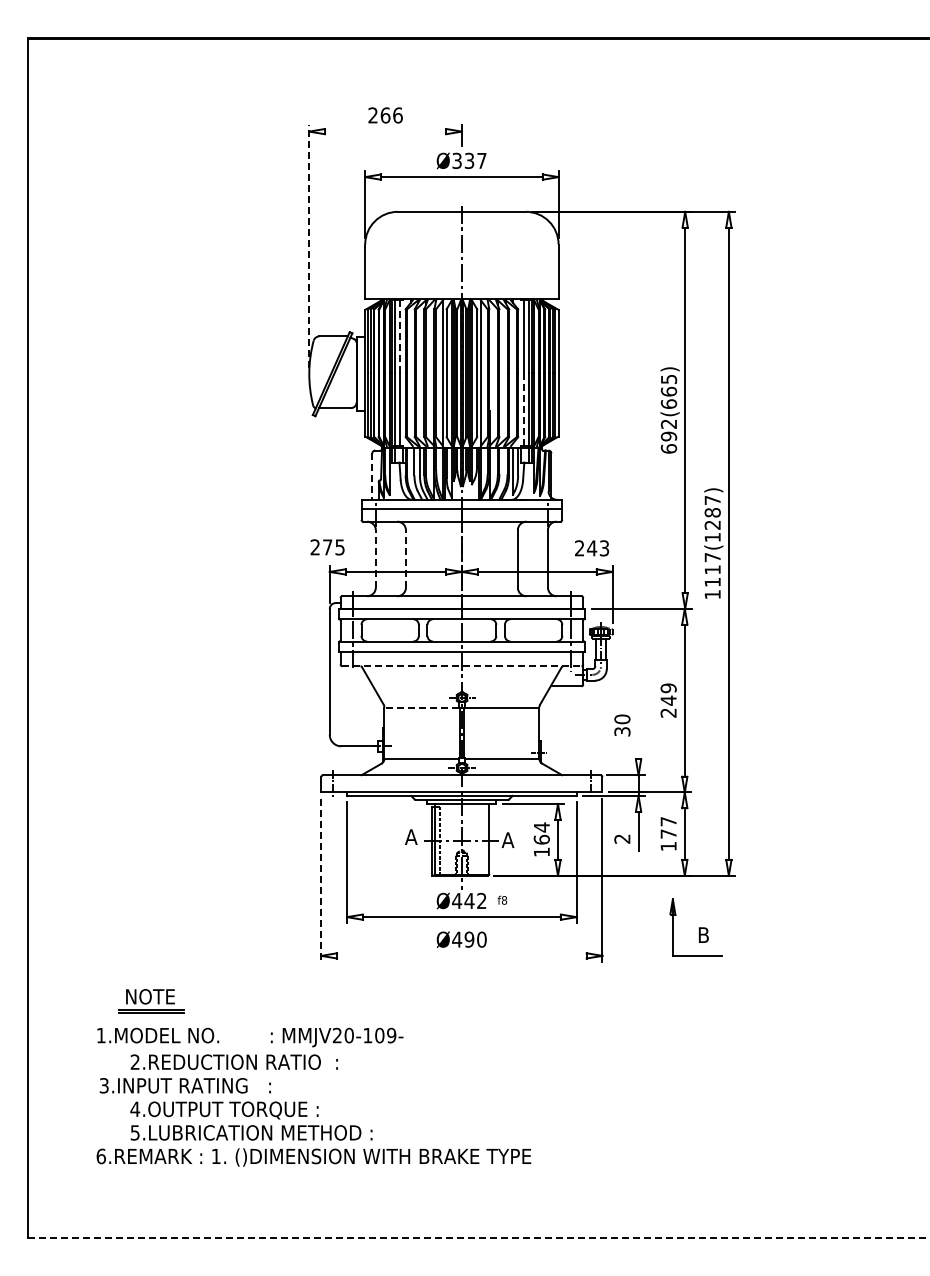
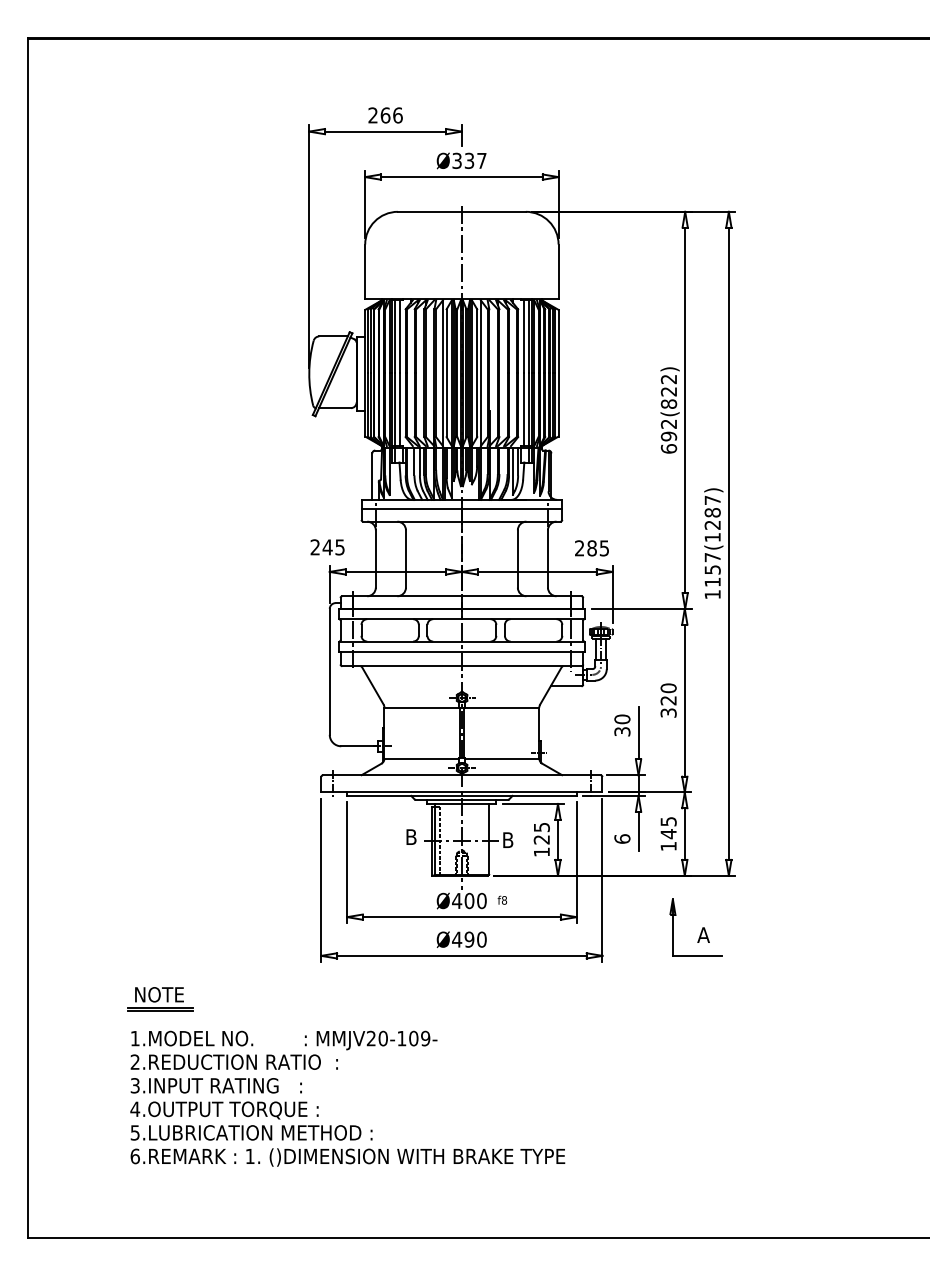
line: none -> present (385, 131)
line: dashed -> solid (309, 246)
line: dashed -> solid (399, 337)
text: 692(665) -> 692(822) (668, 391)
line: dashed -> solid (524, 410)
line: dashed -> solid (372, 477)
text: 275 -> 245 (327, 547)
text: 243 -> 285 (598, 548)
line: dashed -> solid (375, 558)
line: dashed -> solid (405, 558)
text: 1117(1287) -> 1157(1287) (712, 569)
line: dashed -> solid (461, 666)
text: 249 -> 320 (668, 700)
line: dashed -> solid (421, 707)
line: none -> present (638, 733)
text: 177 -> 145 (668, 828)
text: 164 -> 125 (541, 833)
text: A -> B (411, 836)
text: 2 -> 6 (622, 838)
text: A -> B (507, 839)
line: dashed -> solid (321, 880)
text: Ø442 -> Ø400 (475, 900)
text: B -> A (703, 934)
line: none -> present (461, 955)
part position: (151, 1001) -> (160, 999) (160, 999)
text position: (250, 1037) -> (284, 1040) (284, 1040)
text position: (184, 1085) -> (215, 1085) (215, 1085)
text position: (313, 1157) -> (347, 1157) (347, 1157)
line: dashed -> solid (478, 1237)
